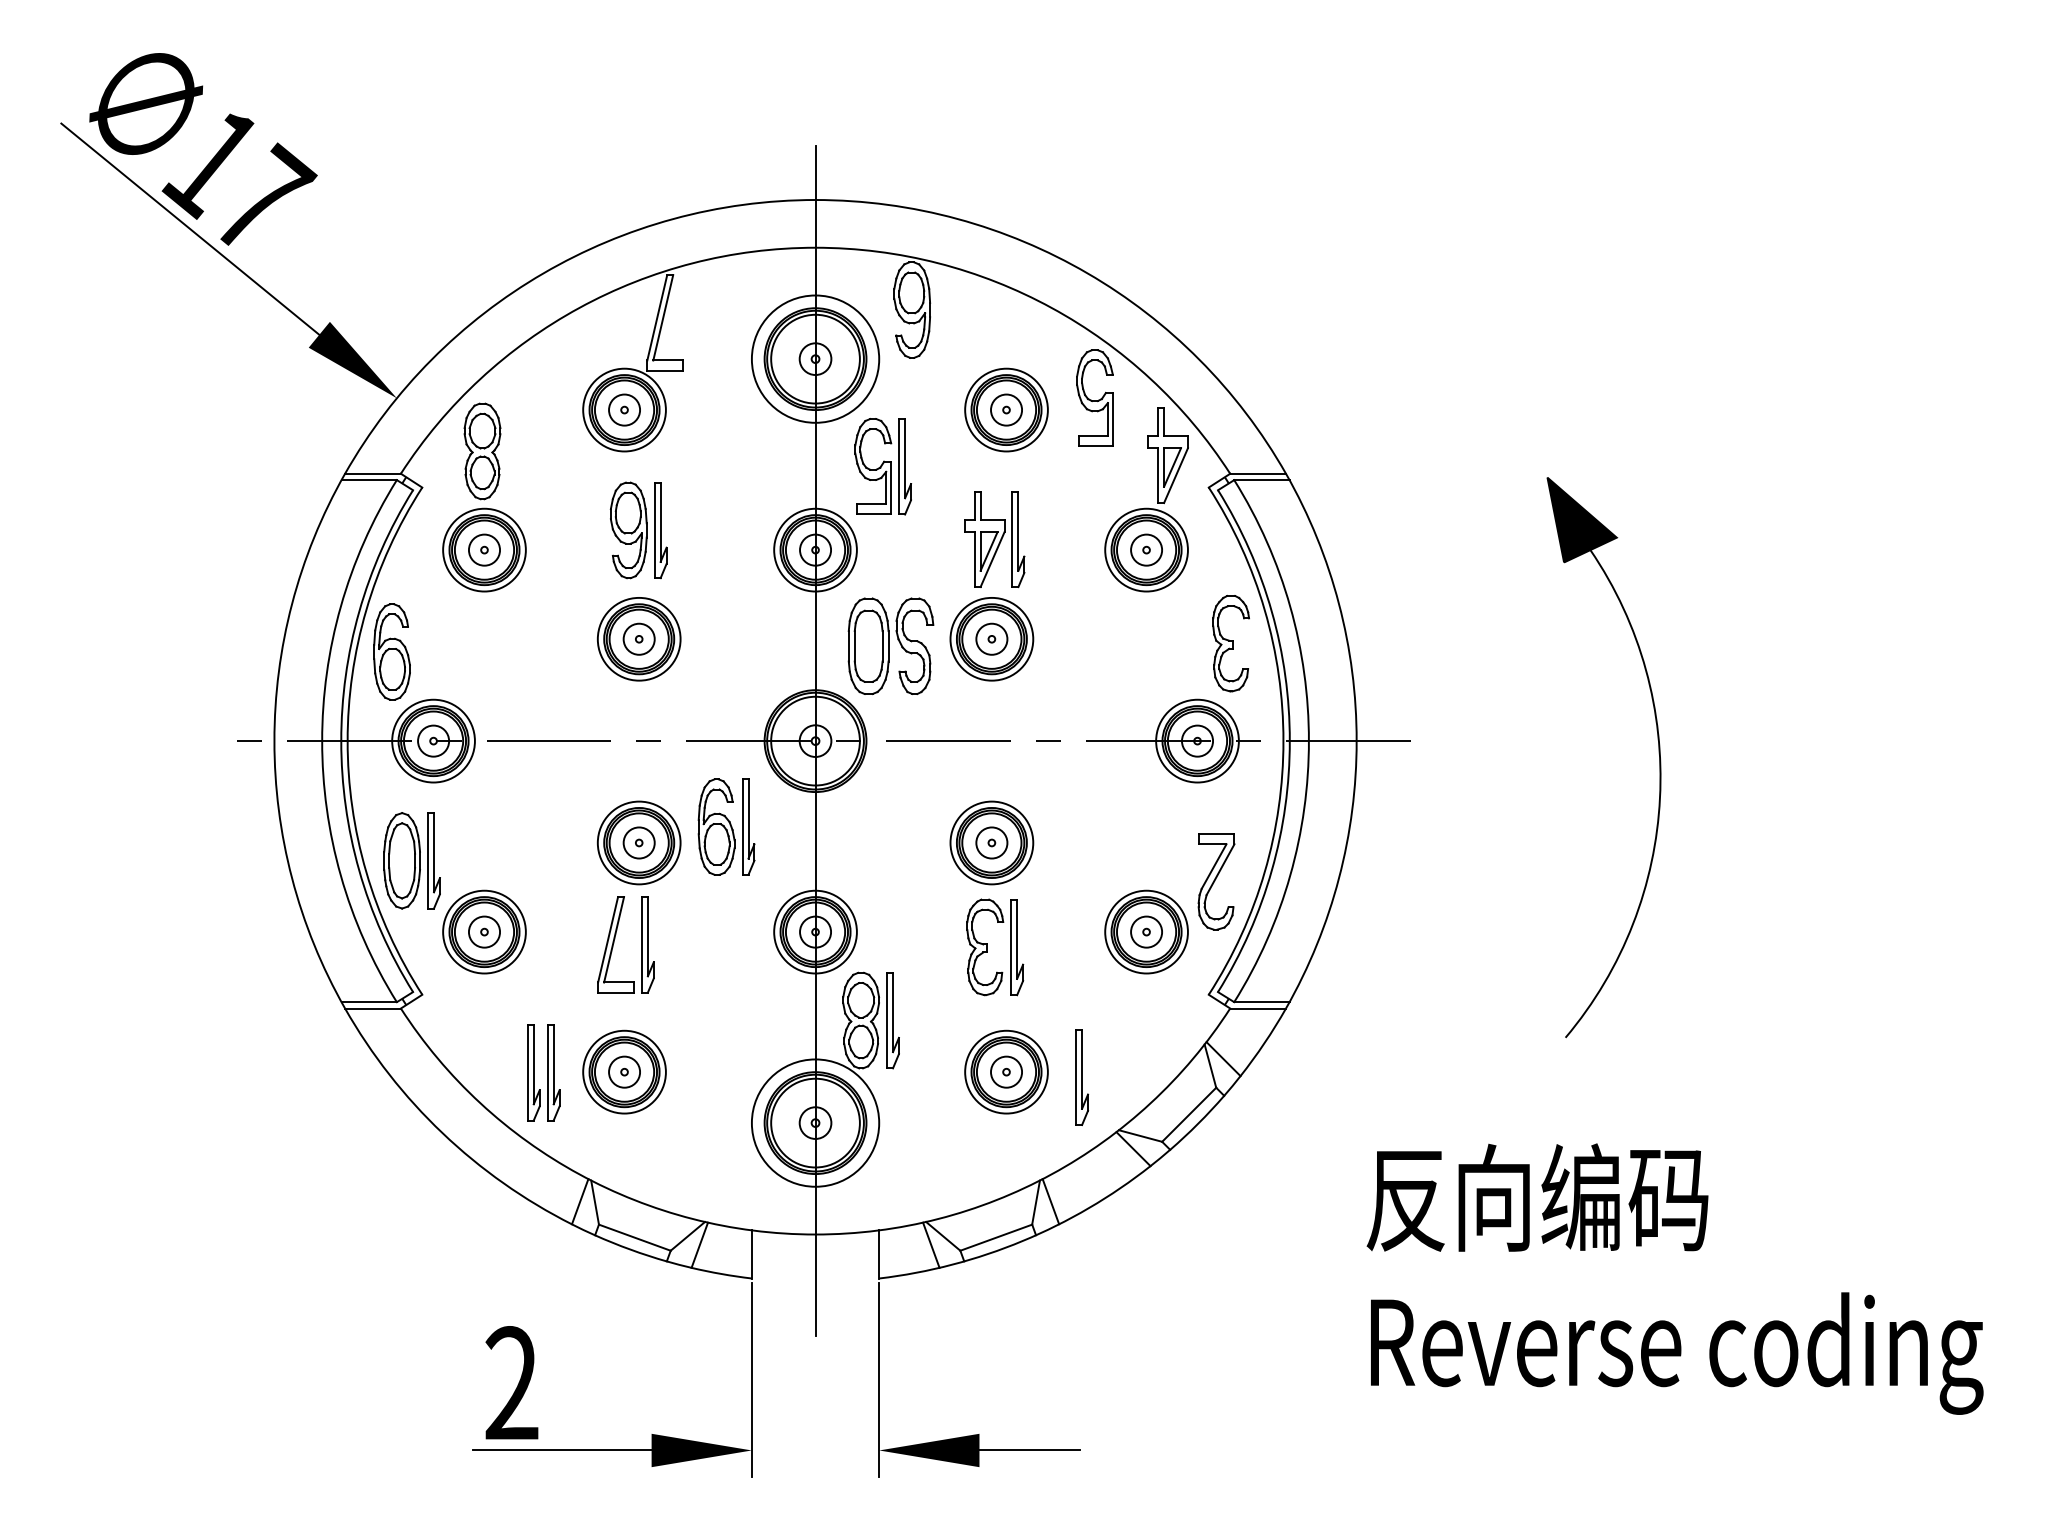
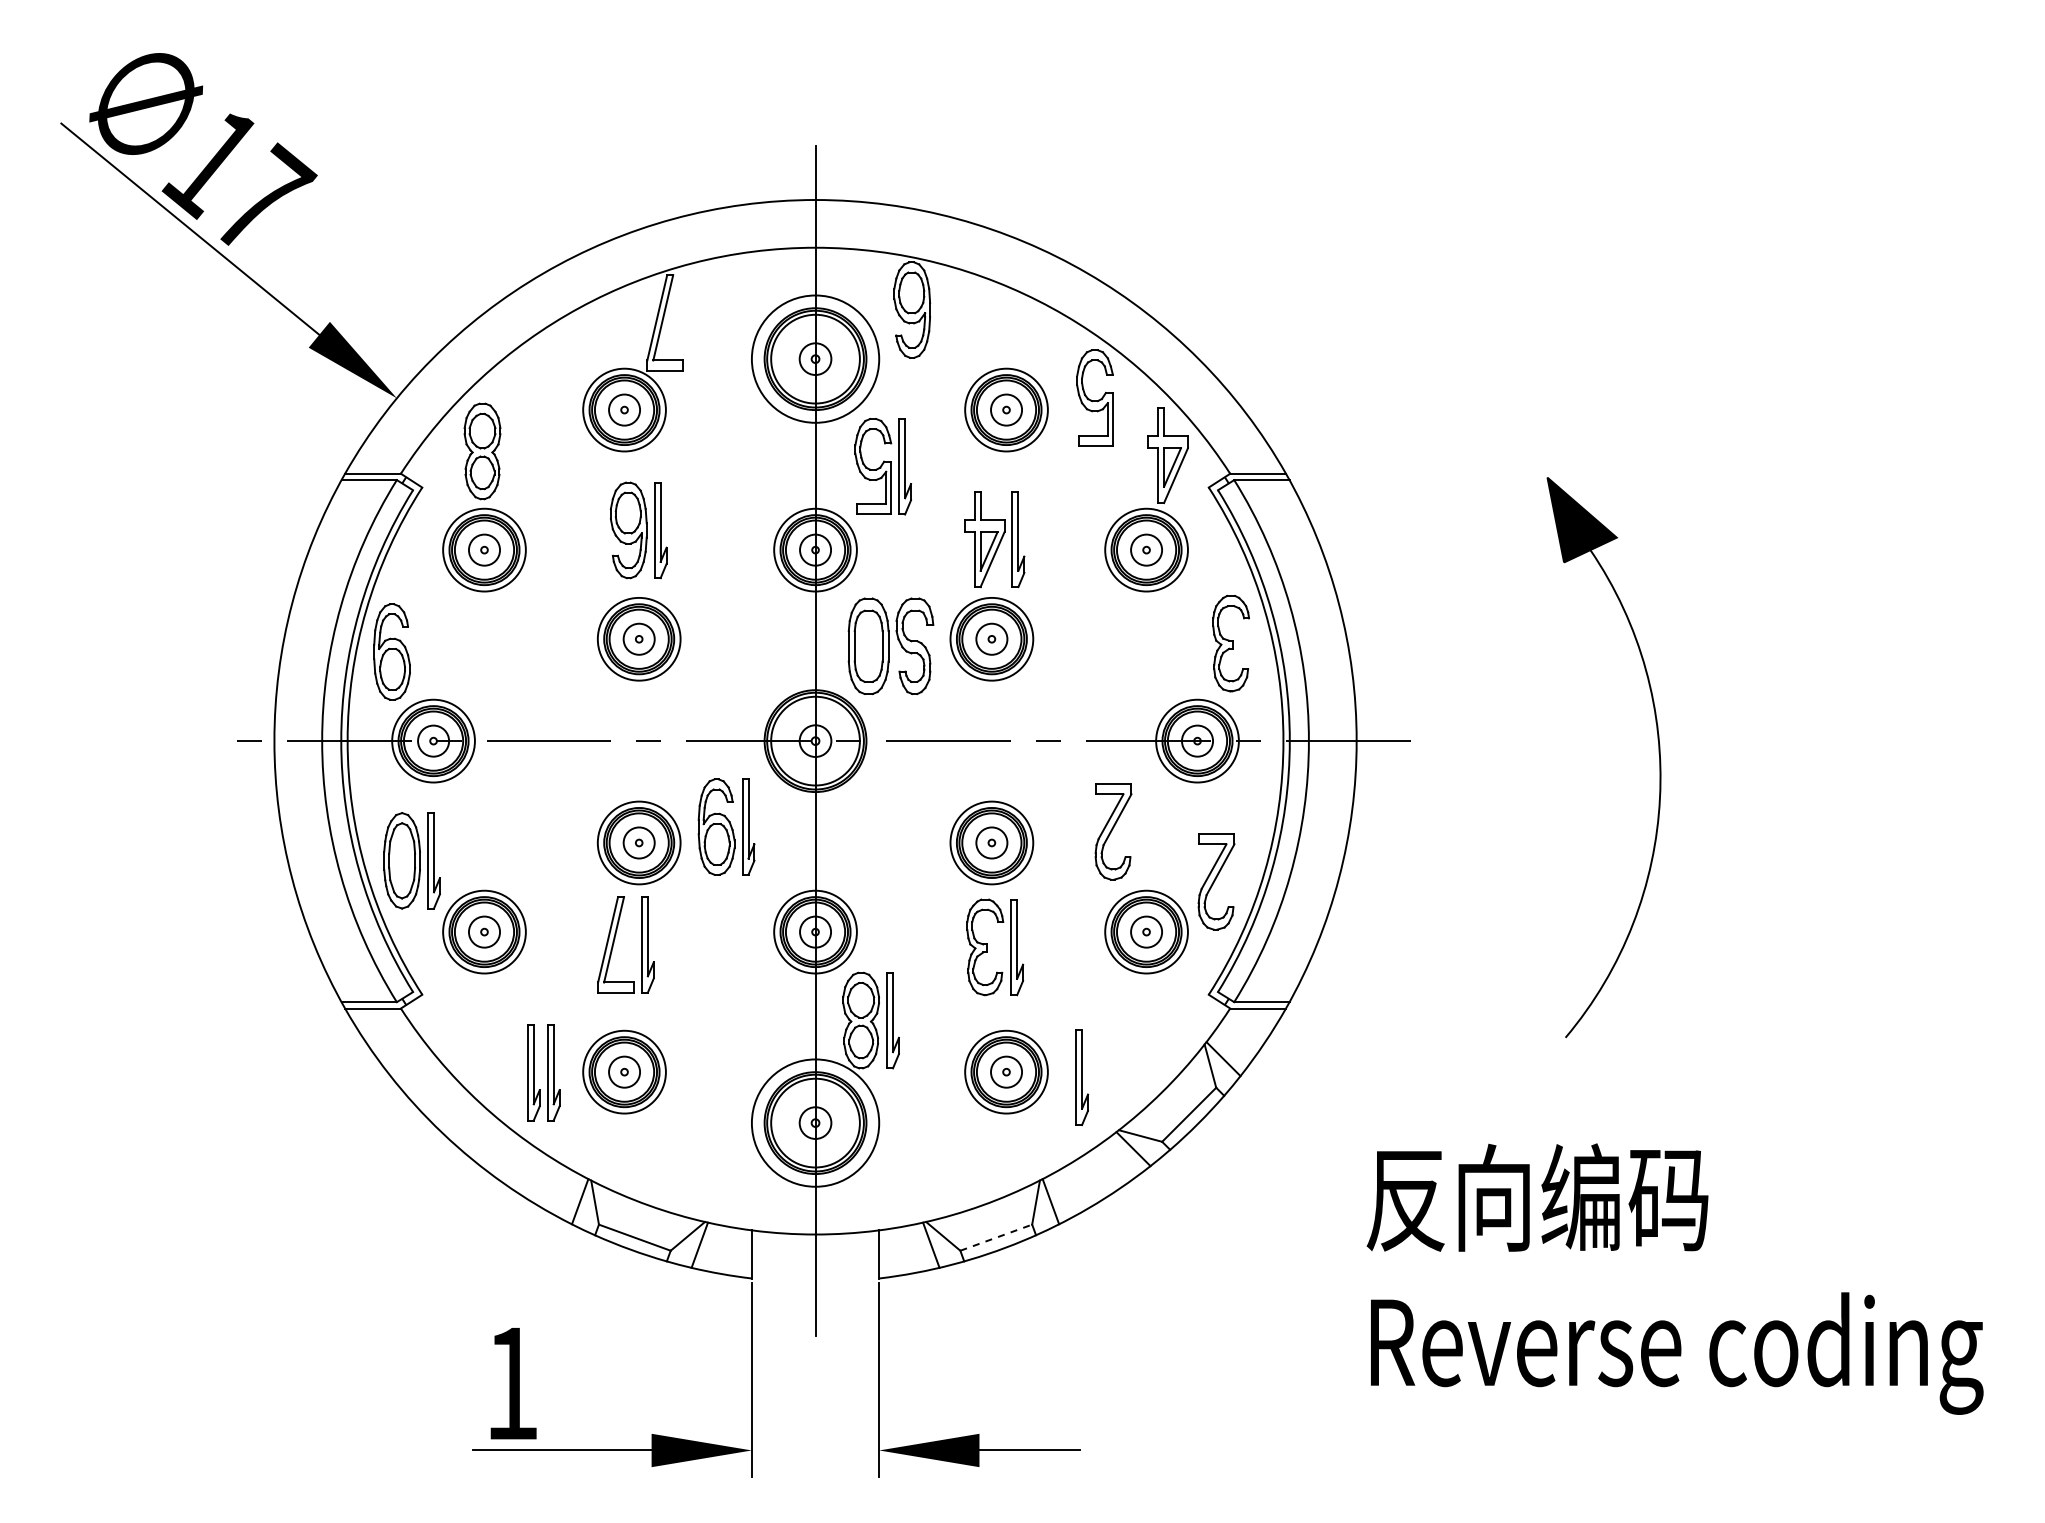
part: none -> present (1113, 831)
line: solid -> dashed (996, 1237)
text: 2 -> 1 (511, 1382)
